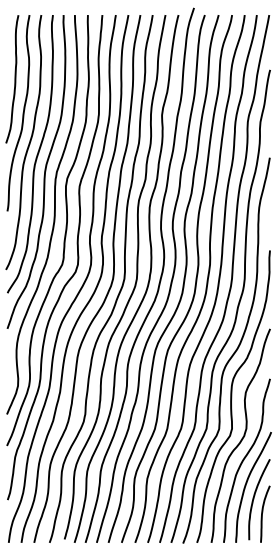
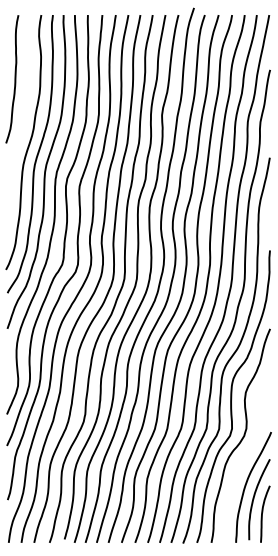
curve: present -> none (22, 113)
curve: present -> none (244, 460)
